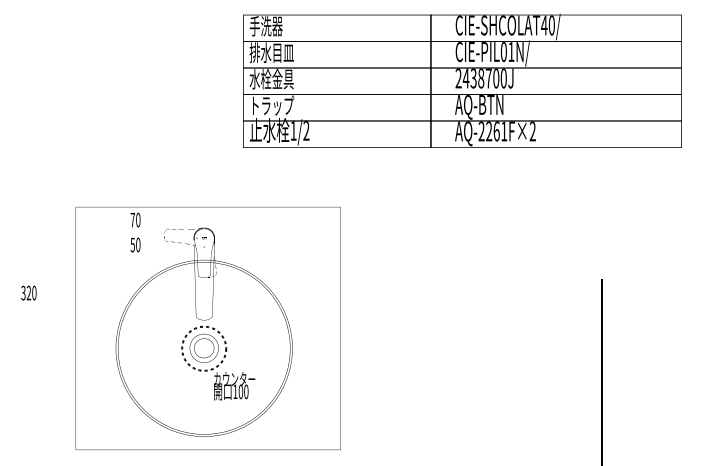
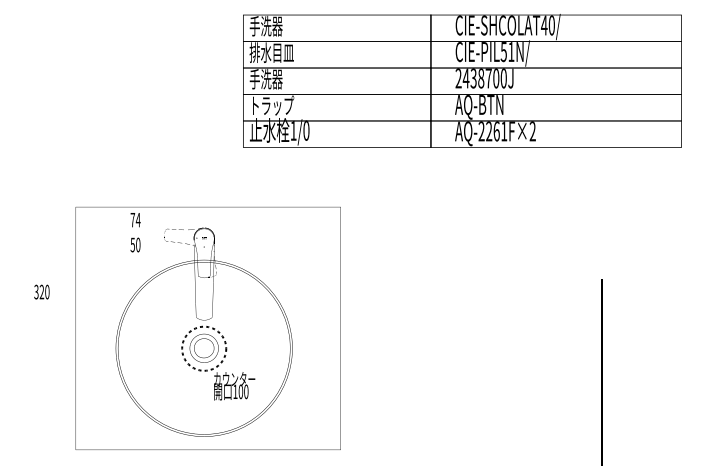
text: CIE-PIL01N/ -> CIE-PIL51N/ (503, 51)
text: 水栓金具 -> 手洗器 (271, 79)
text: 1/2 -> 1/0 (306, 130)
text: 70 -> 74 (137, 219)
text position: (28, 292) -> (41, 291) (41, 291)
